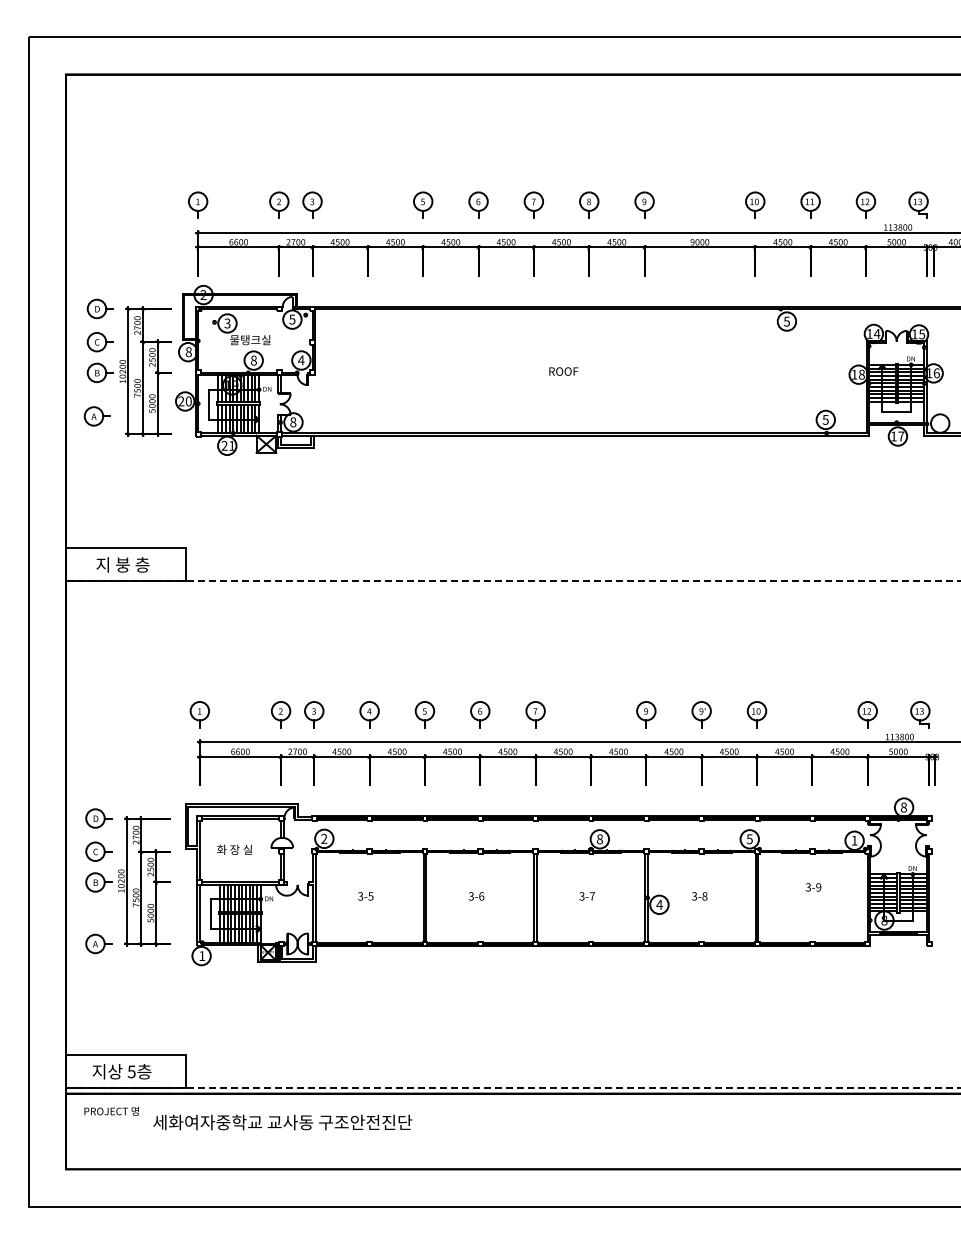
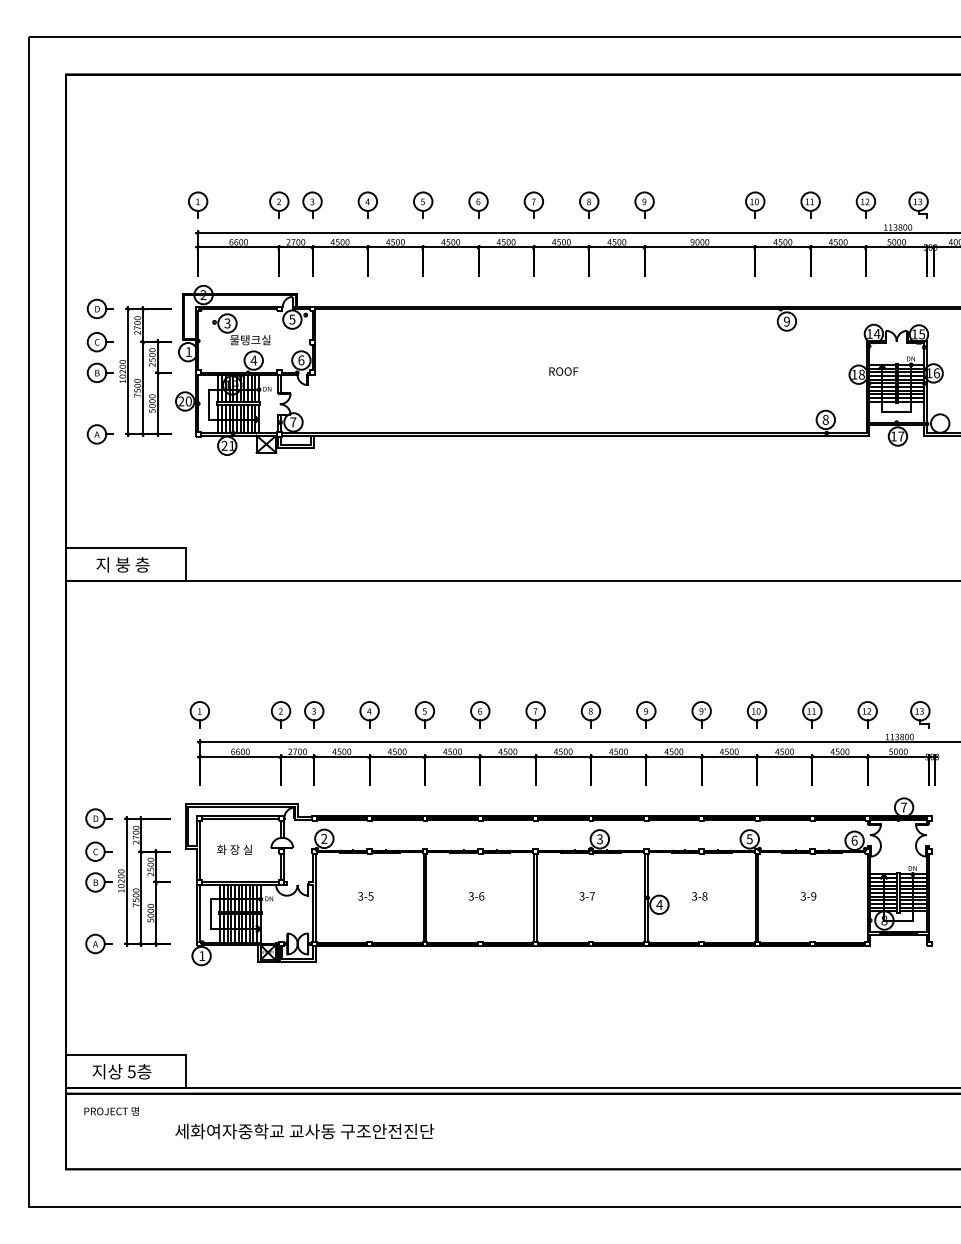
part: none -> present (367, 204)
text: 5 -> 9 (786, 321)
text: 8 -> 1 (188, 352)
text: 8 -> 4 (253, 360)
text: 4 -> 6 (301, 360)
part position: (96, 416) -> (99, 434) (99, 434)
text: 5 -> 8 (825, 419)
text: 8 -> 7 (293, 422)
line: dashed -> solid (513, 581)
part: none -> present (590, 714)
part: none -> present (812, 714)
text: 8 -> 7 (903, 807)
text: 8 -> 3 (599, 839)
text: 1 -> 6 (854, 840)
text position: (813, 887) -> (808, 896) (808, 896)
line: dashed -> solid (513, 1088)
text position: (282, 1122) -> (304, 1131) (304, 1131)
